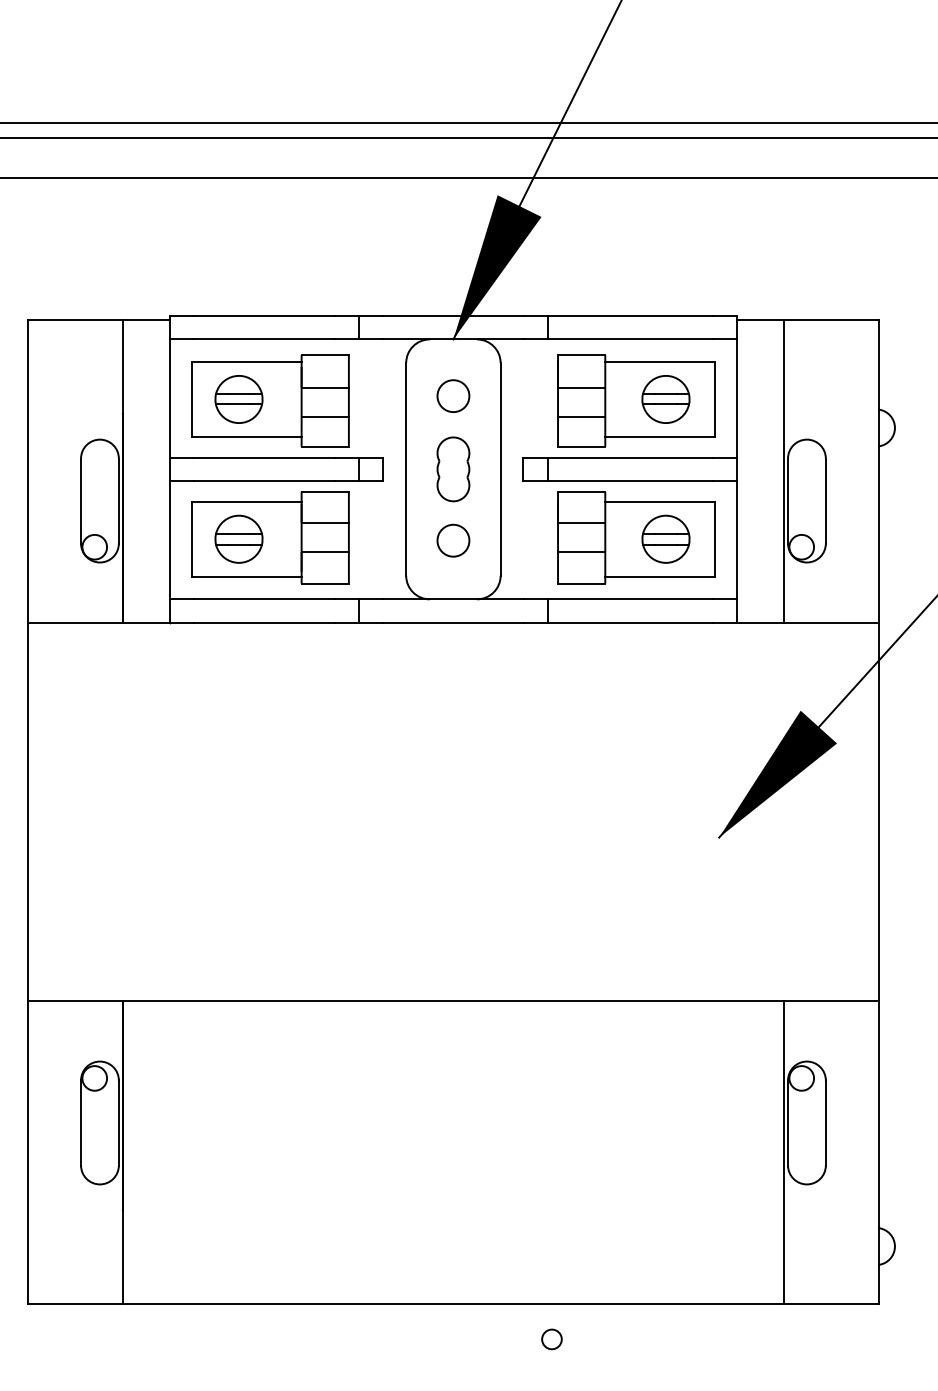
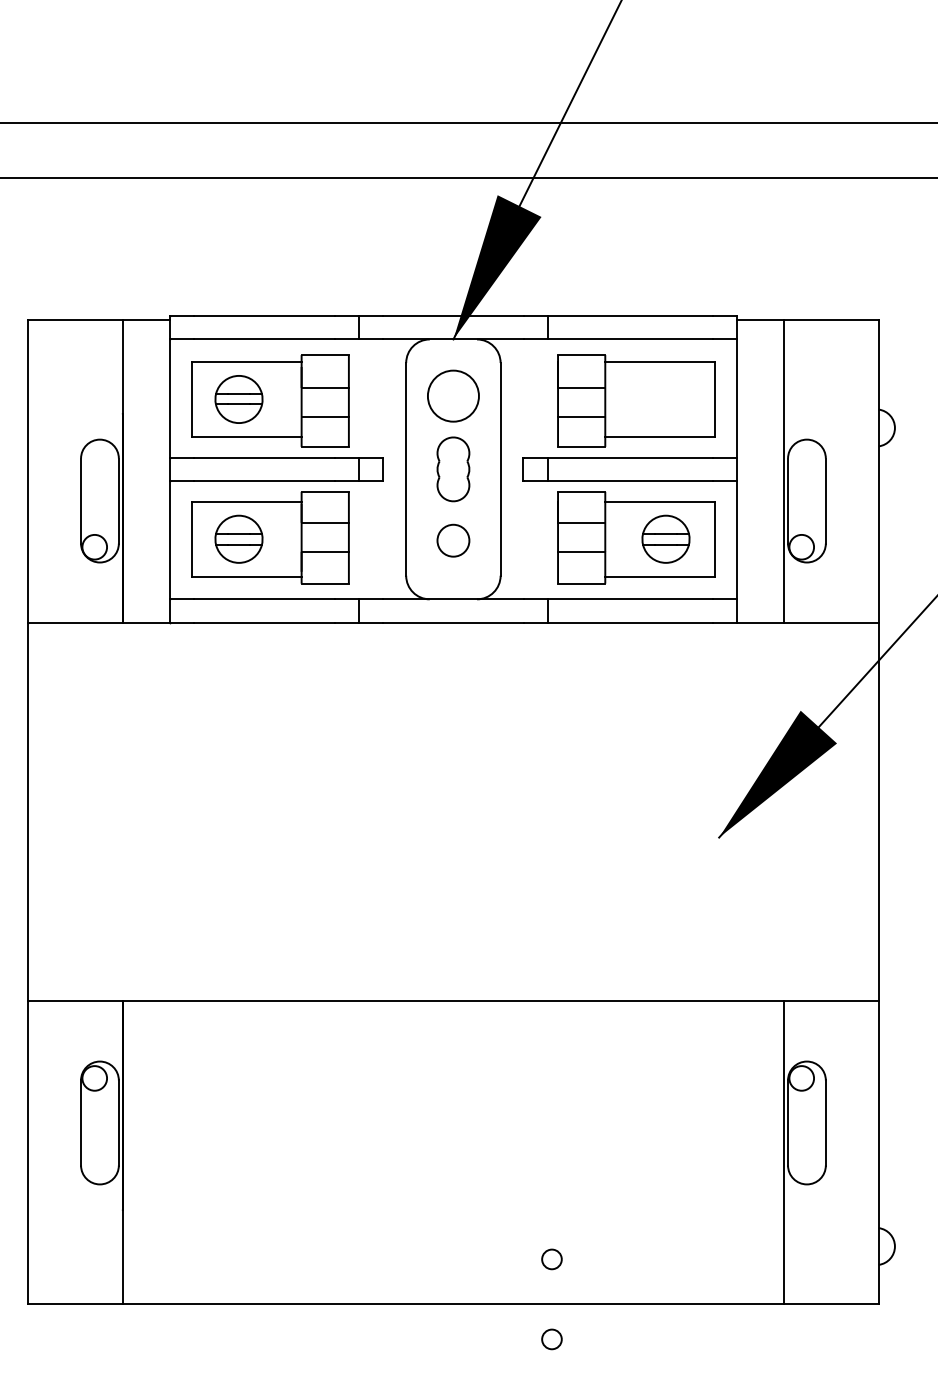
line: present -> none (468, 138)
circle diameter: 32 px -> 51 px (452, 395)
part: present -> none (665, 399)
circle: none -> present (551, 1259)
